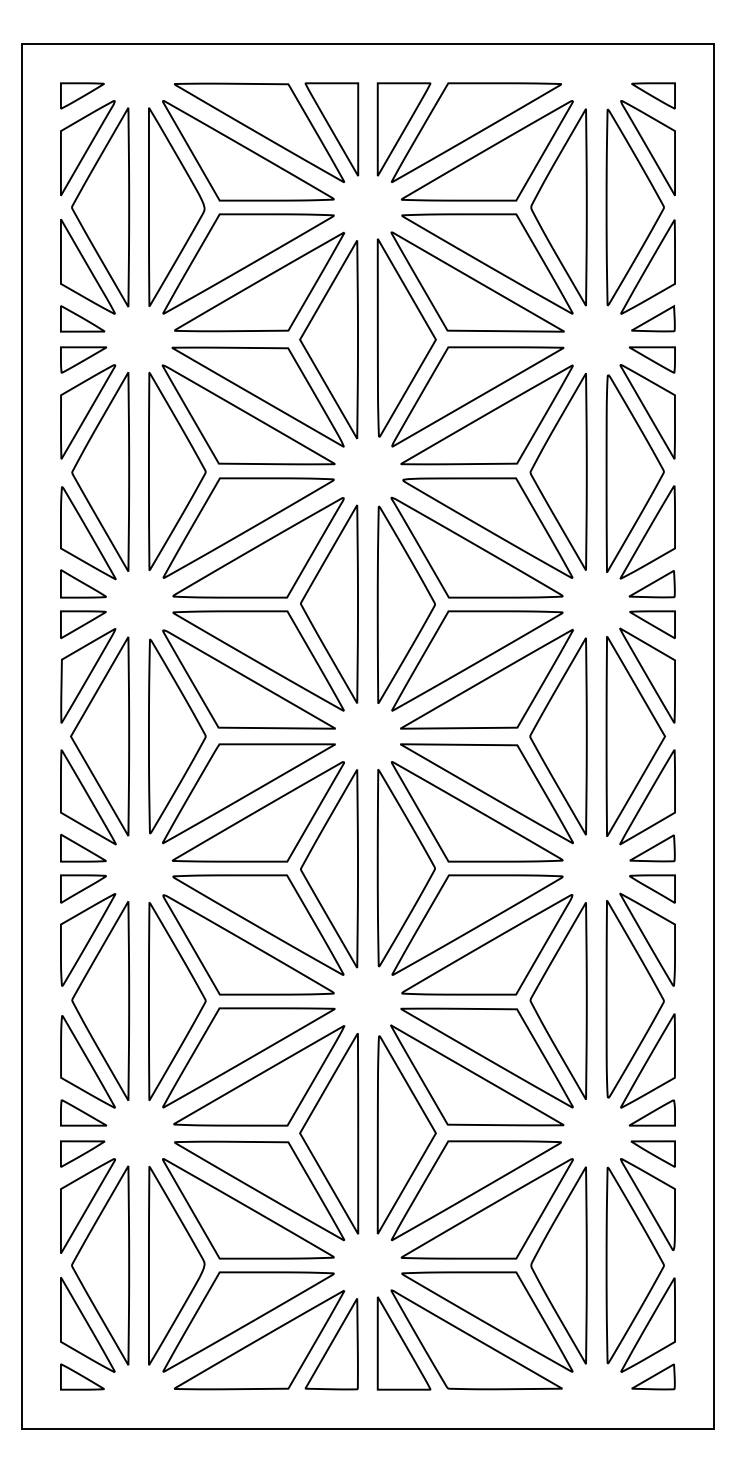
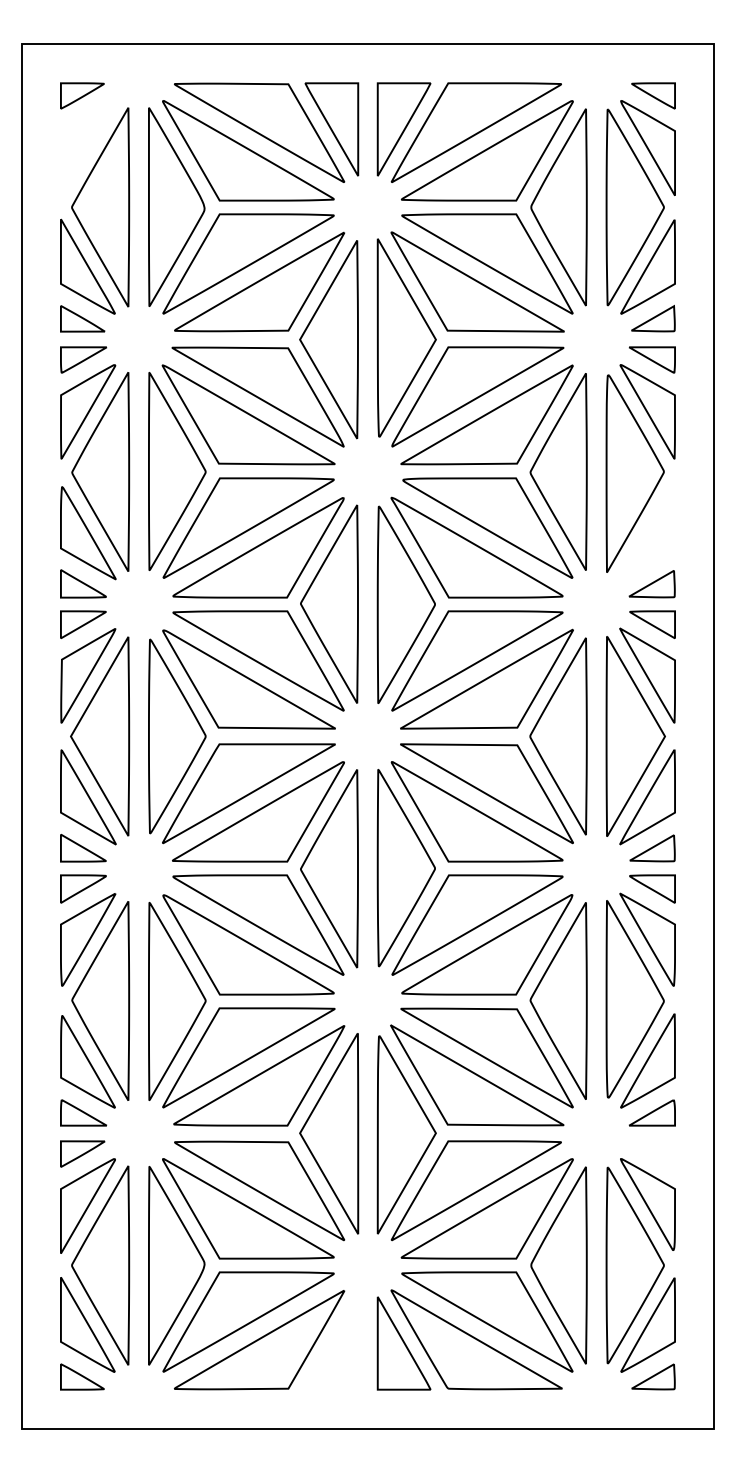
part: present -> none (87, 147)
part: present -> none (647, 532)
part: present -> none (652, 1153)
part: present -> none (331, 1344)
